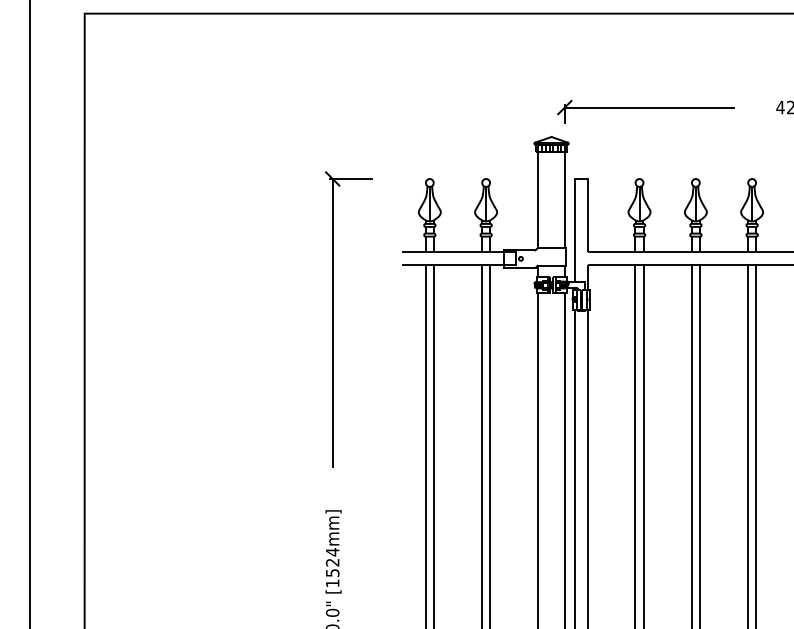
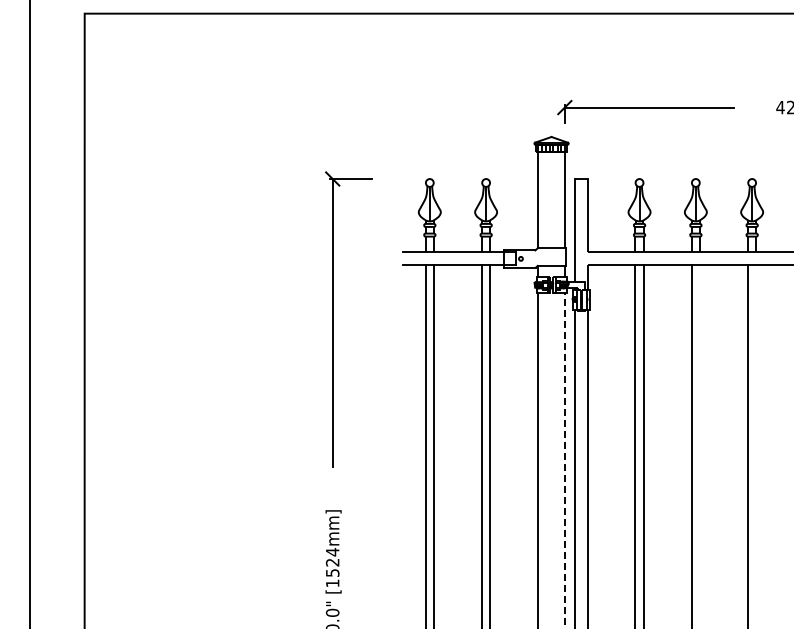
line: present -> none (699, 445)
line: present -> none (756, 445)
line: solid -> dashed (564, 460)
